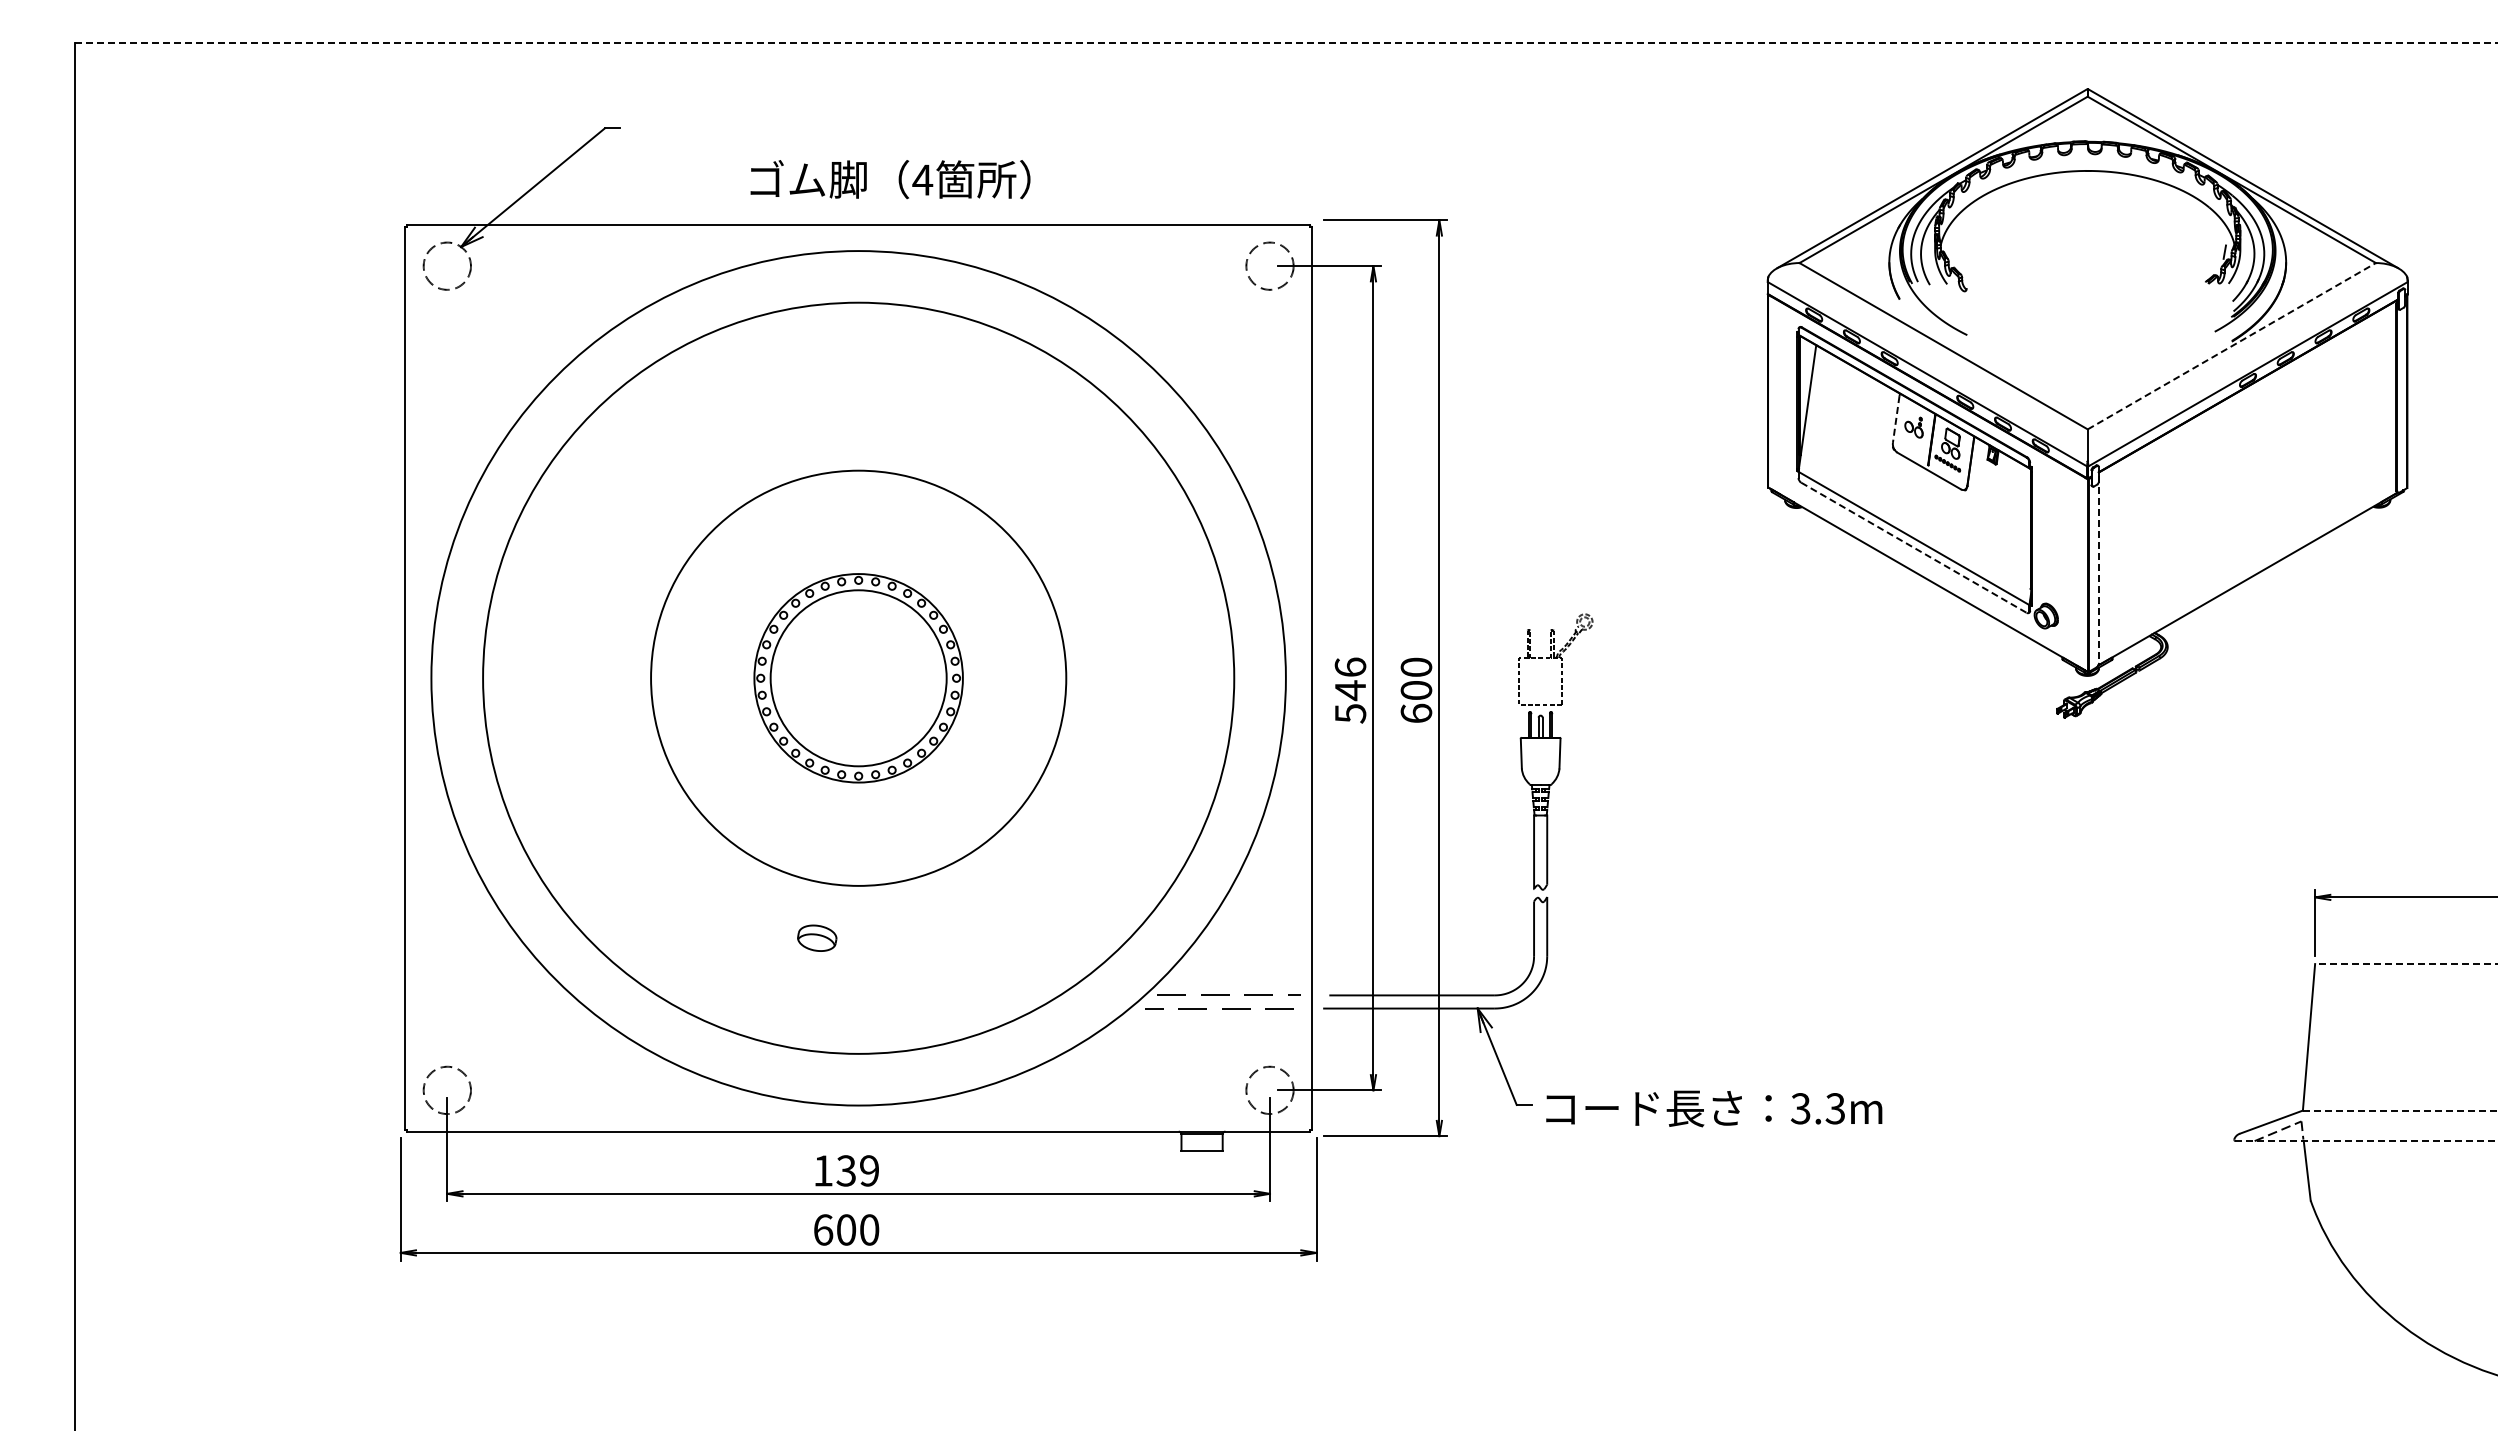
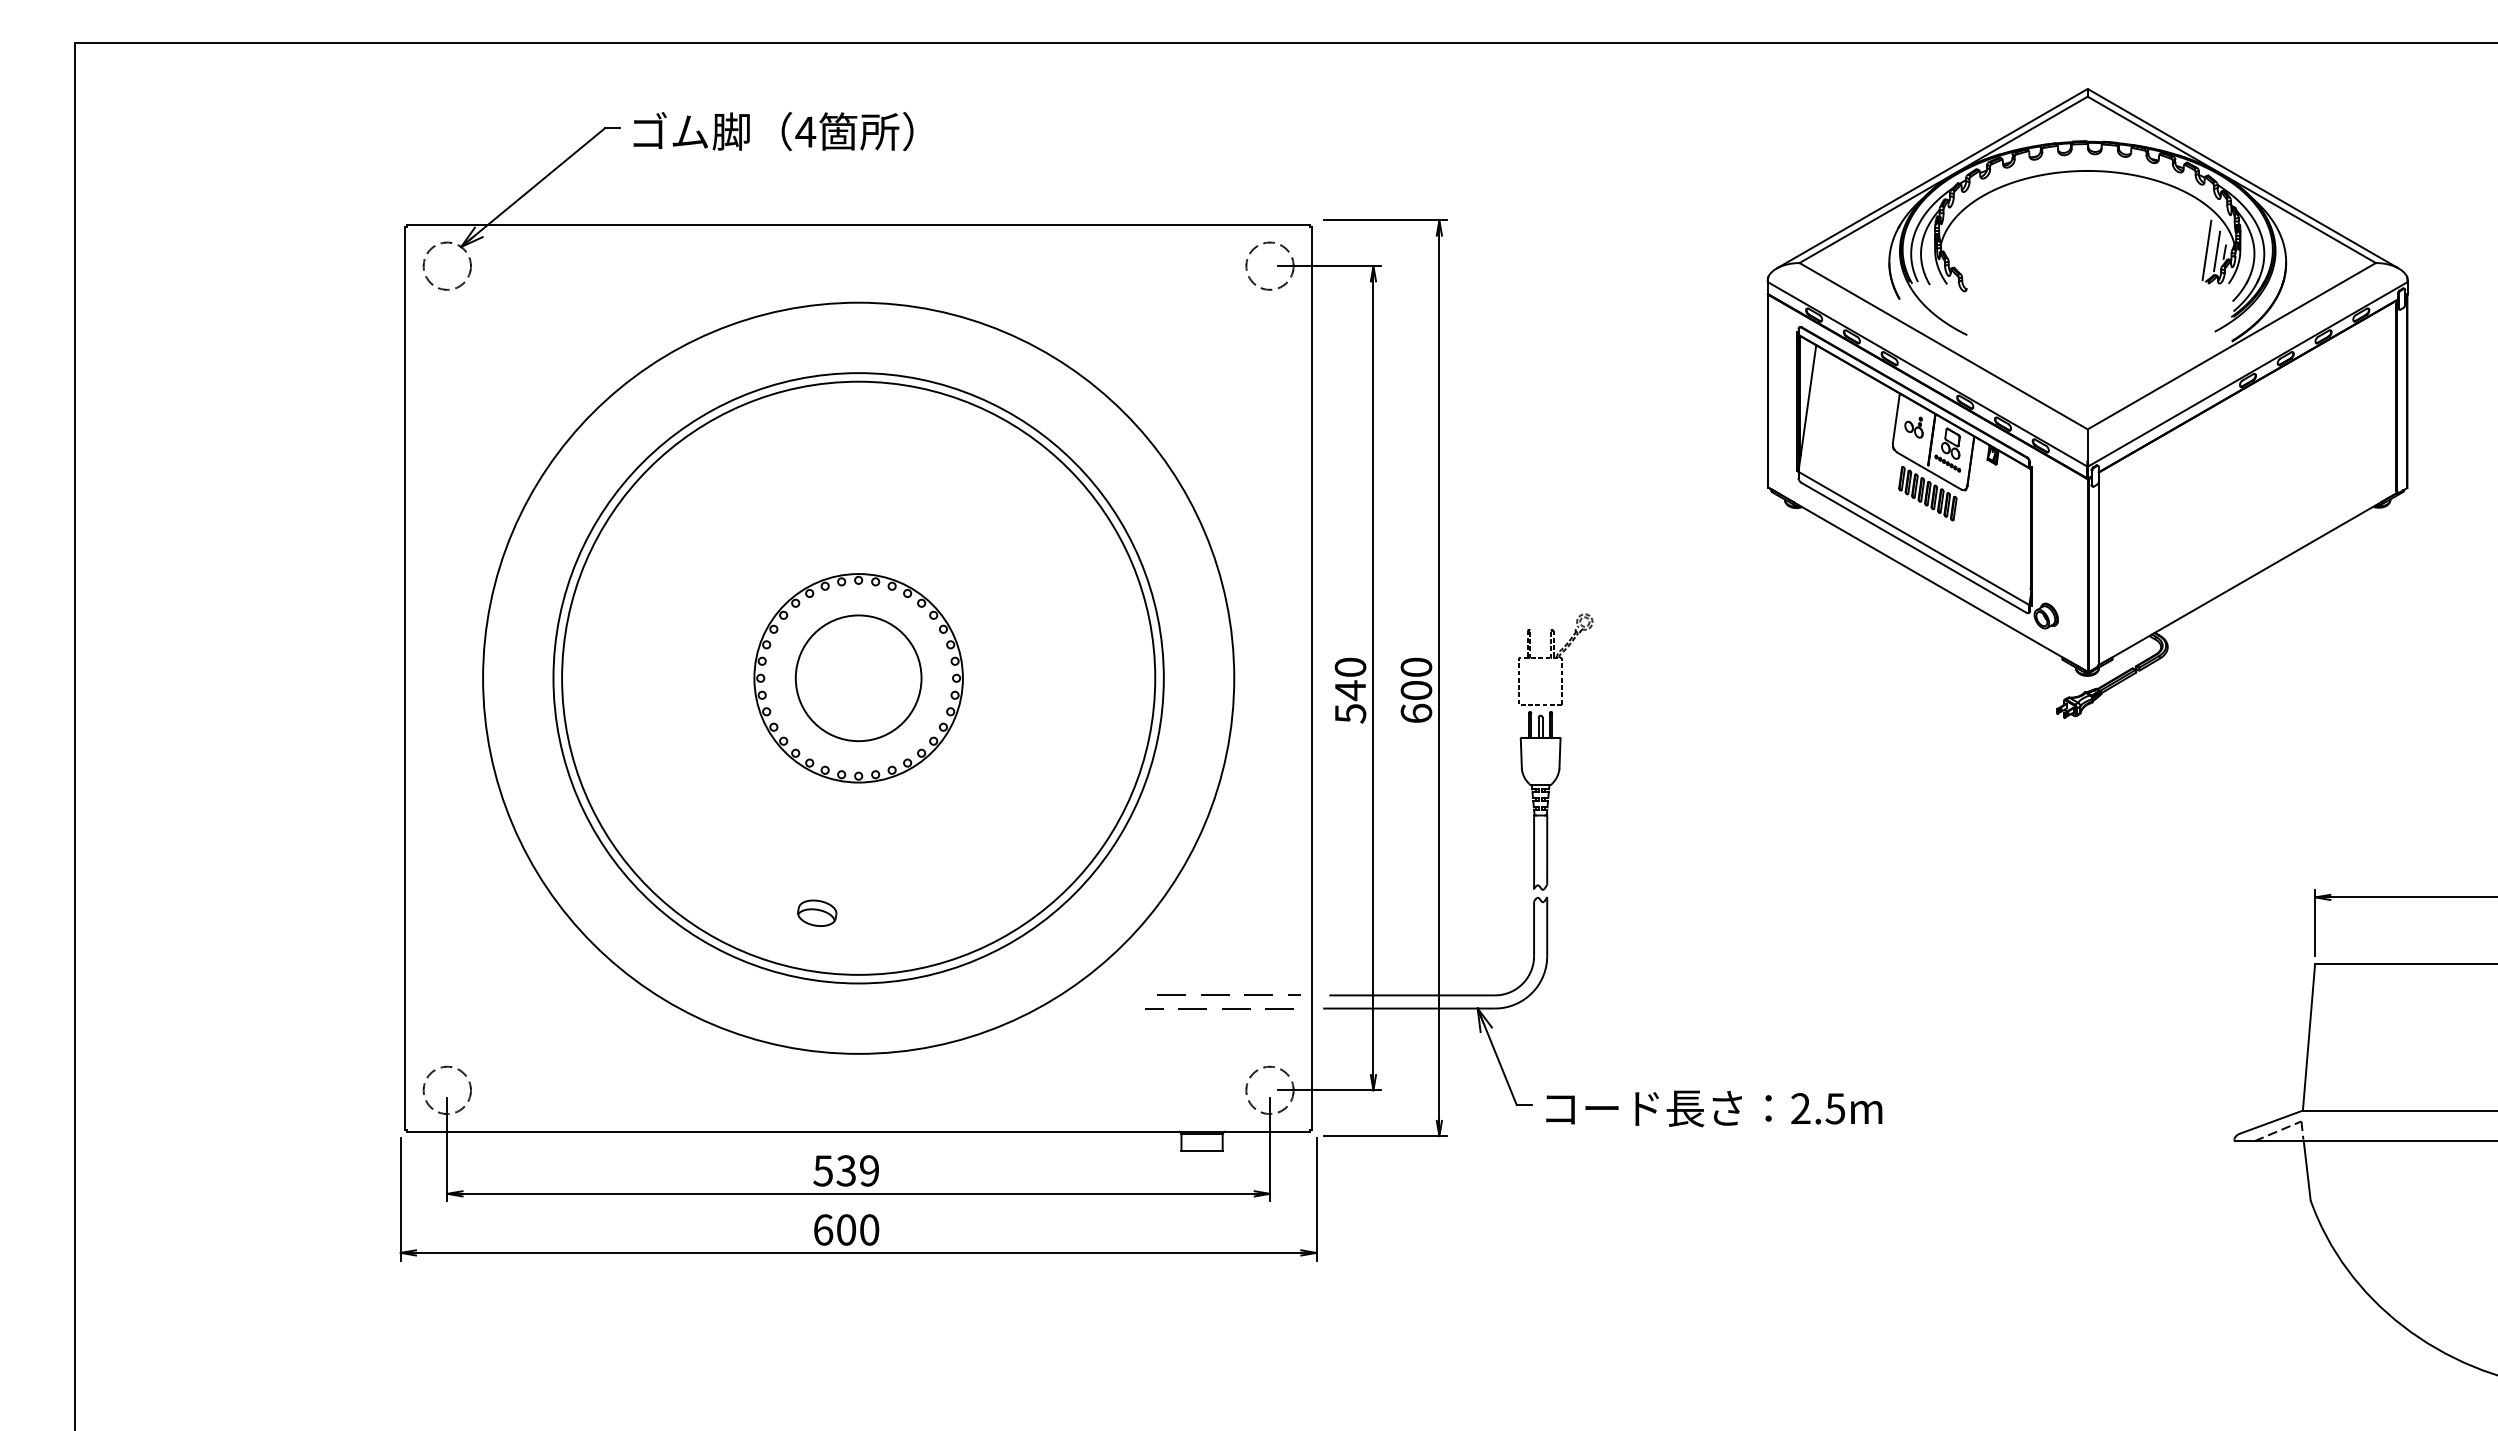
line: dashed -> solid (1286, 43)
text position: (890, 179) -> (773, 131) (773, 131)
line: none -> present (2206, 250)
line: none -> present (2217, 251)
line: dashed -> solid (2232, 345)
line: dashed -> solid (1896, 419)
part: none -> present (1927, 493)
line: dashed -> solid (1914, 548)
line: dashed -> solid (2099, 570)
text: 546 -> 540 (1350, 666)
circle diameter: 415 px -> 593 px (858, 677)
circle diameter: 176 px -> 126 px (858, 678)
circle diameter: 855 px -> 610 px (858, 678)
part position: (817, 937) -> (817, 912) (817, 912)
line: dashed -> solid (2406, 964)
text: 3.3 -> 2.5 (1817, 1108)
line: dashed -> solid (2400, 1110)
line: dashed -> solid (2367, 1141)
text: 139 -> 539 (822, 1170)
